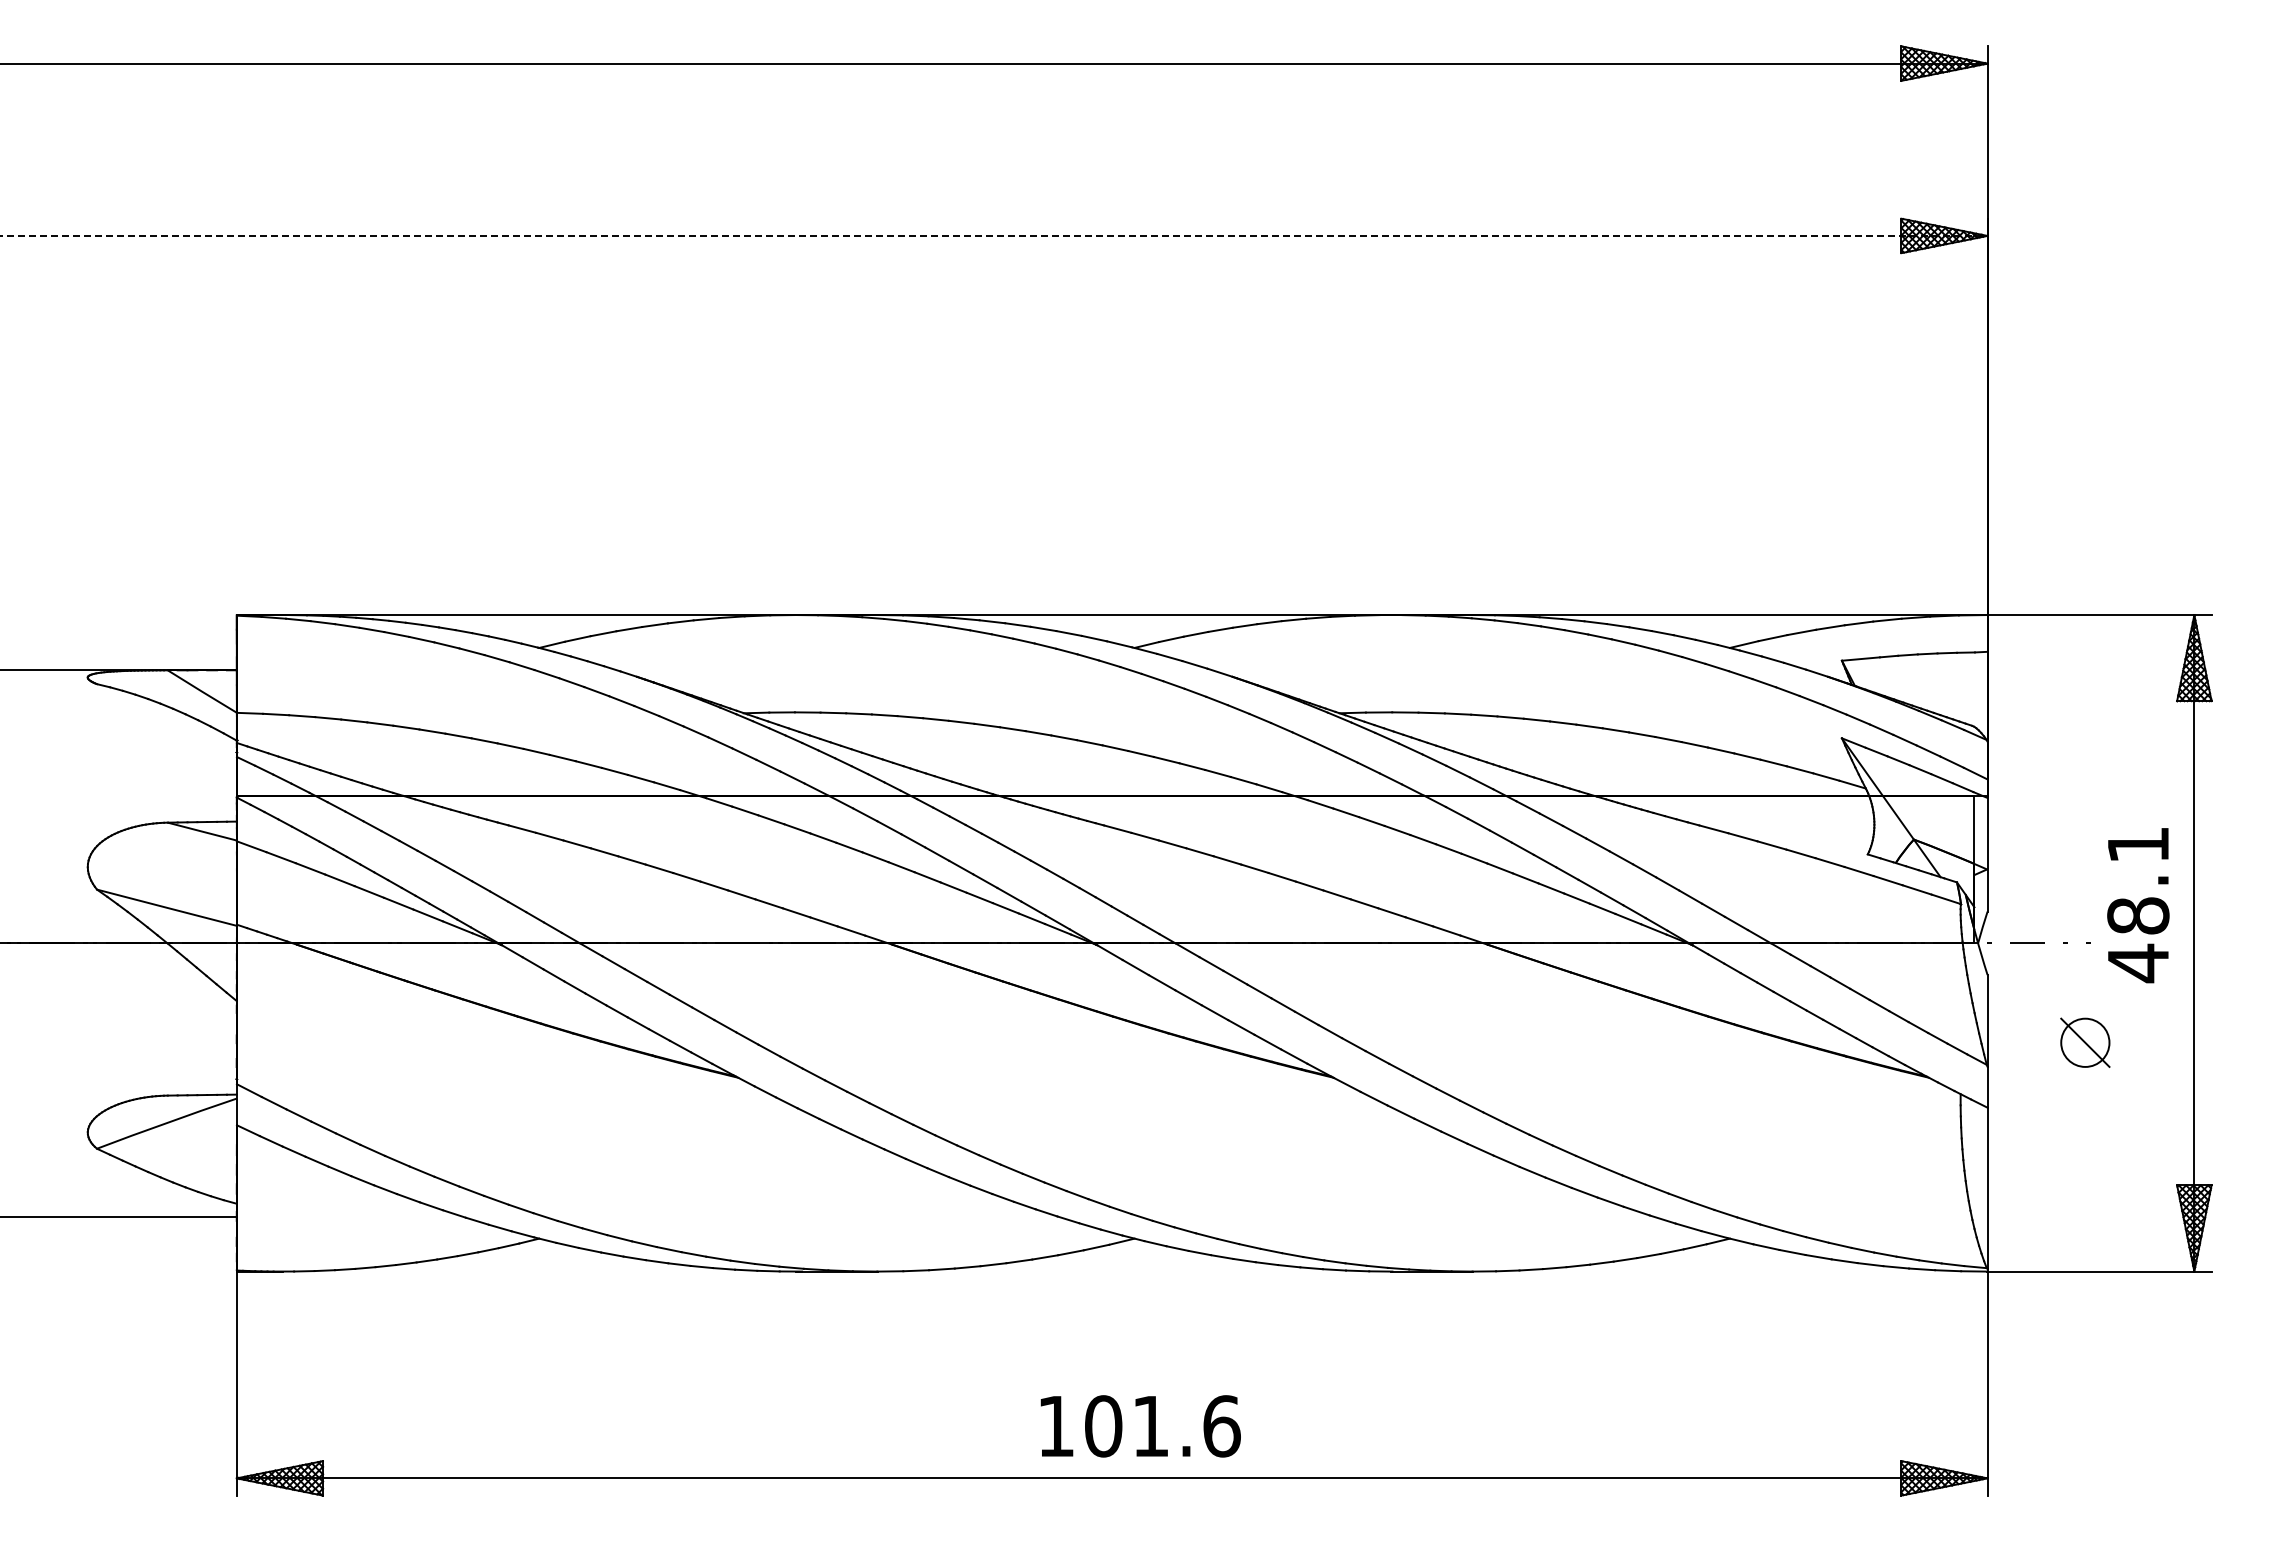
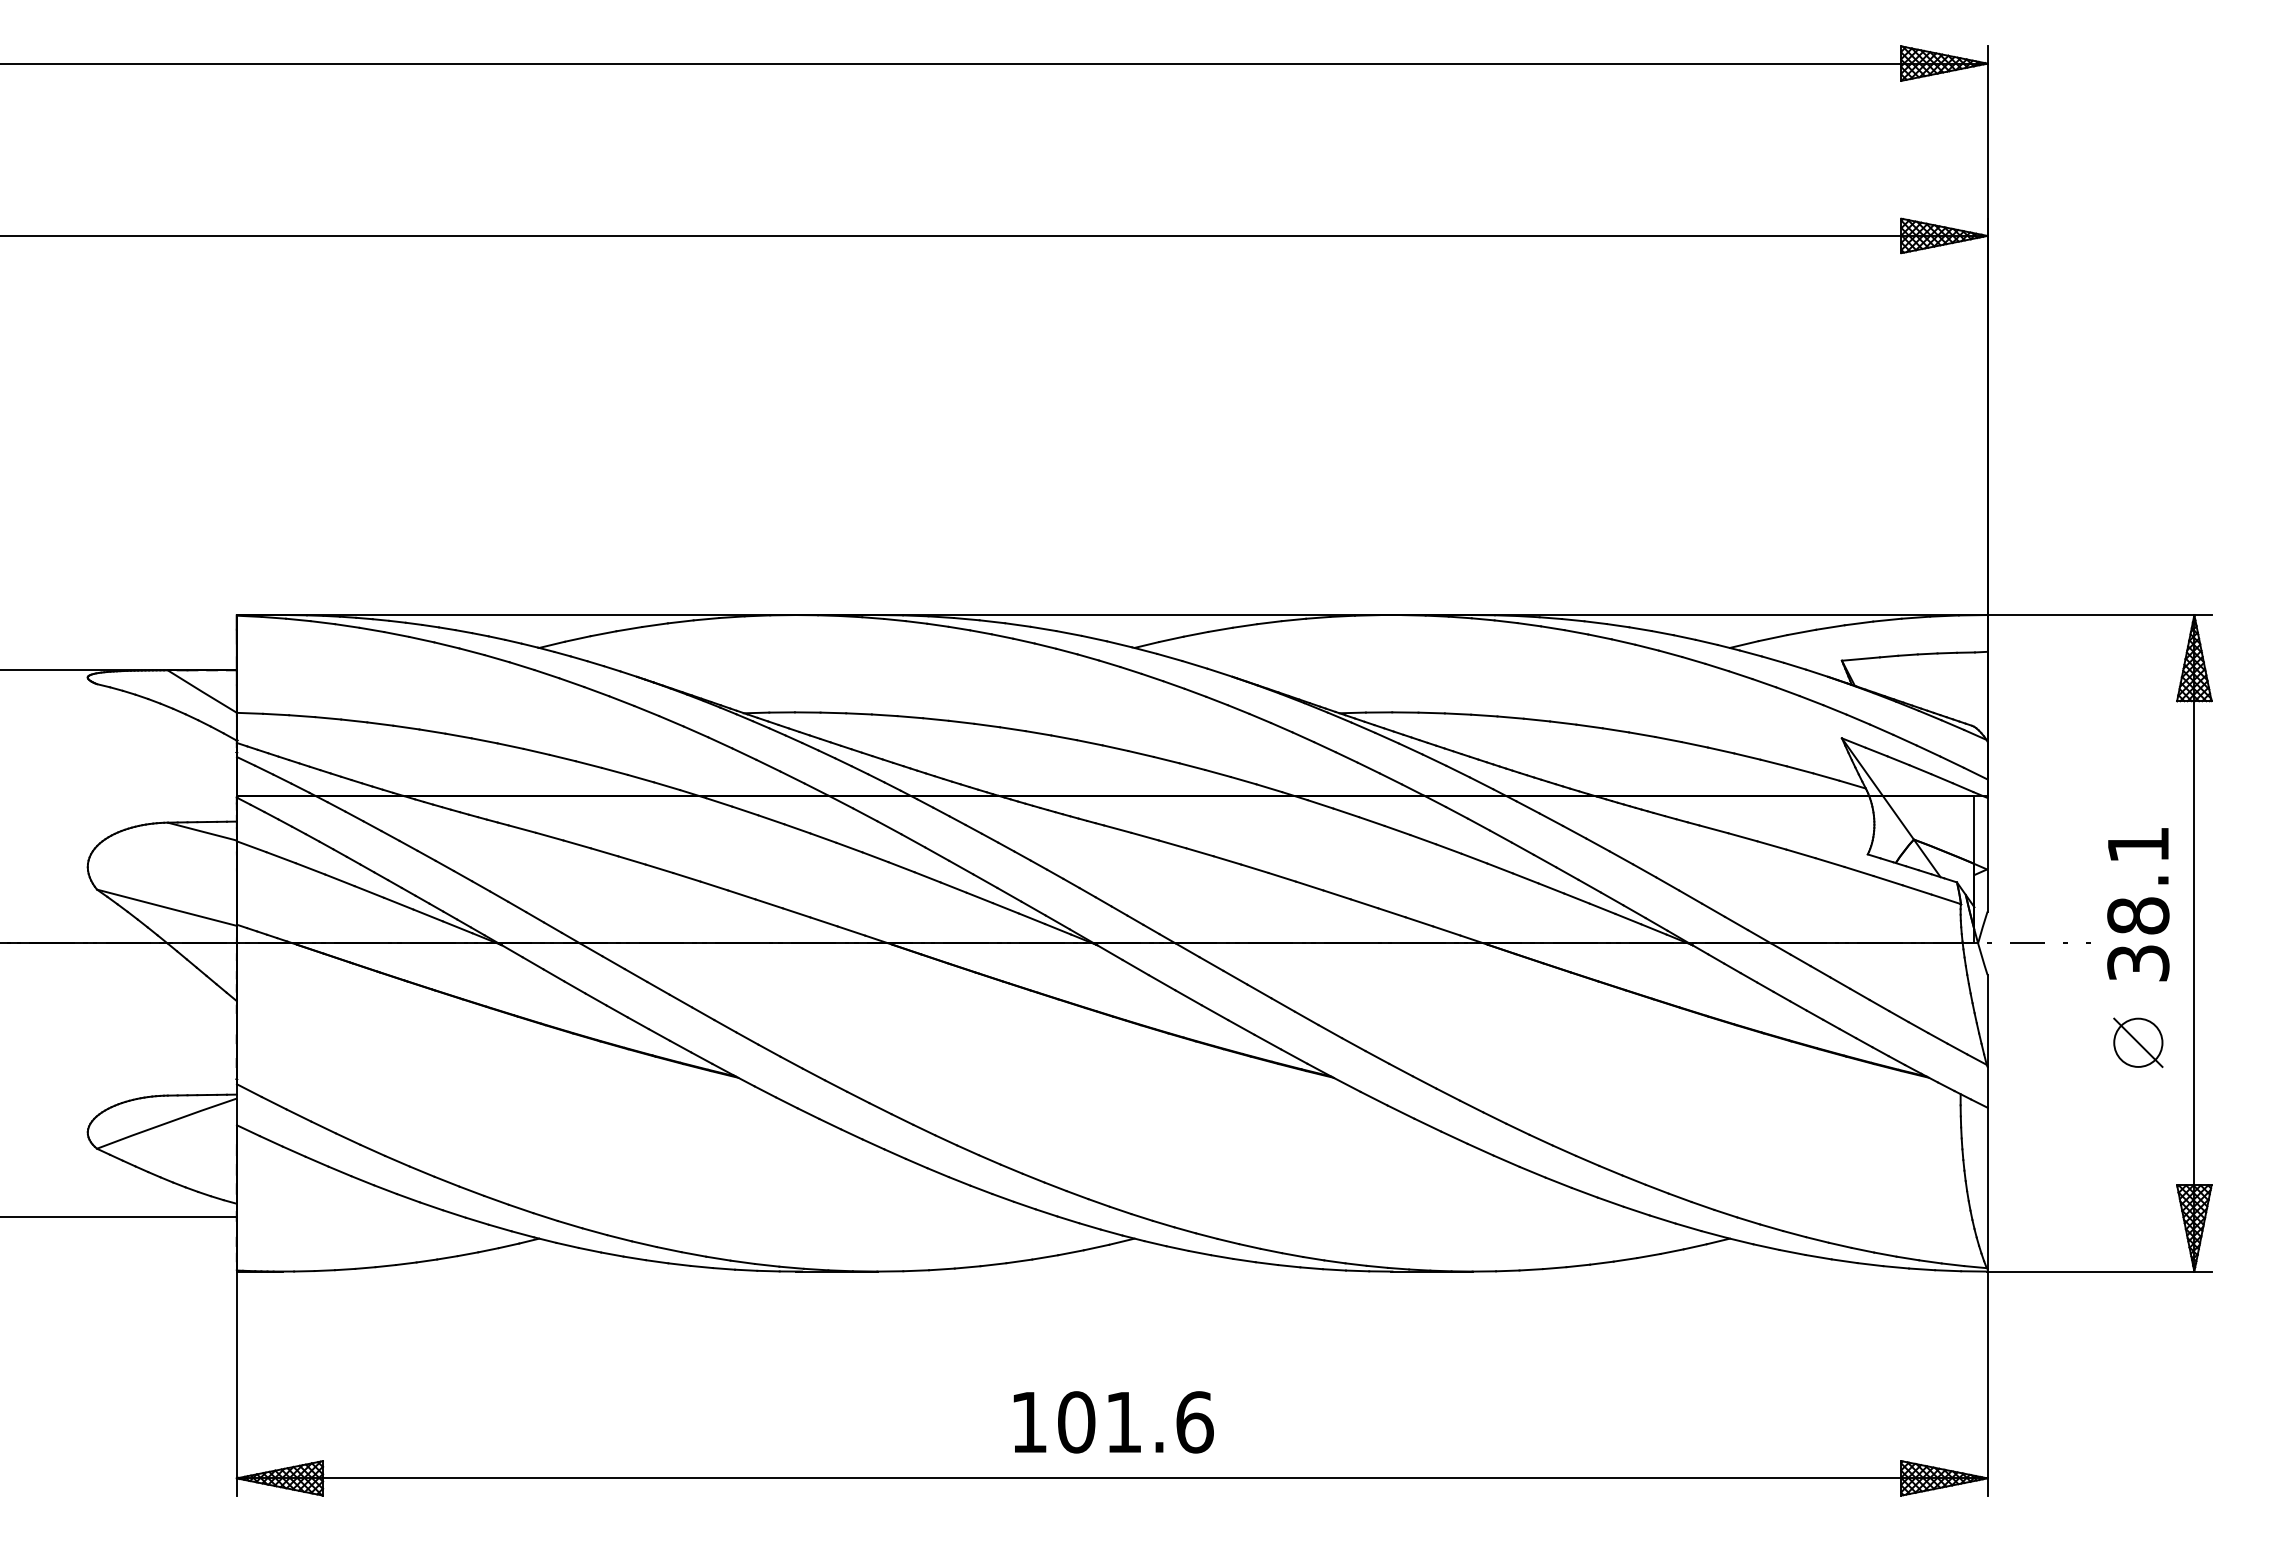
line: dashed -> solid (994, 235)
text: 48.1 -> 38.1 (2138, 963)
part position: (2085, 1042) -> (2138, 1042) (2138, 1042)
text position: (1140, 1426) -> (1113, 1422) (1113, 1422)
